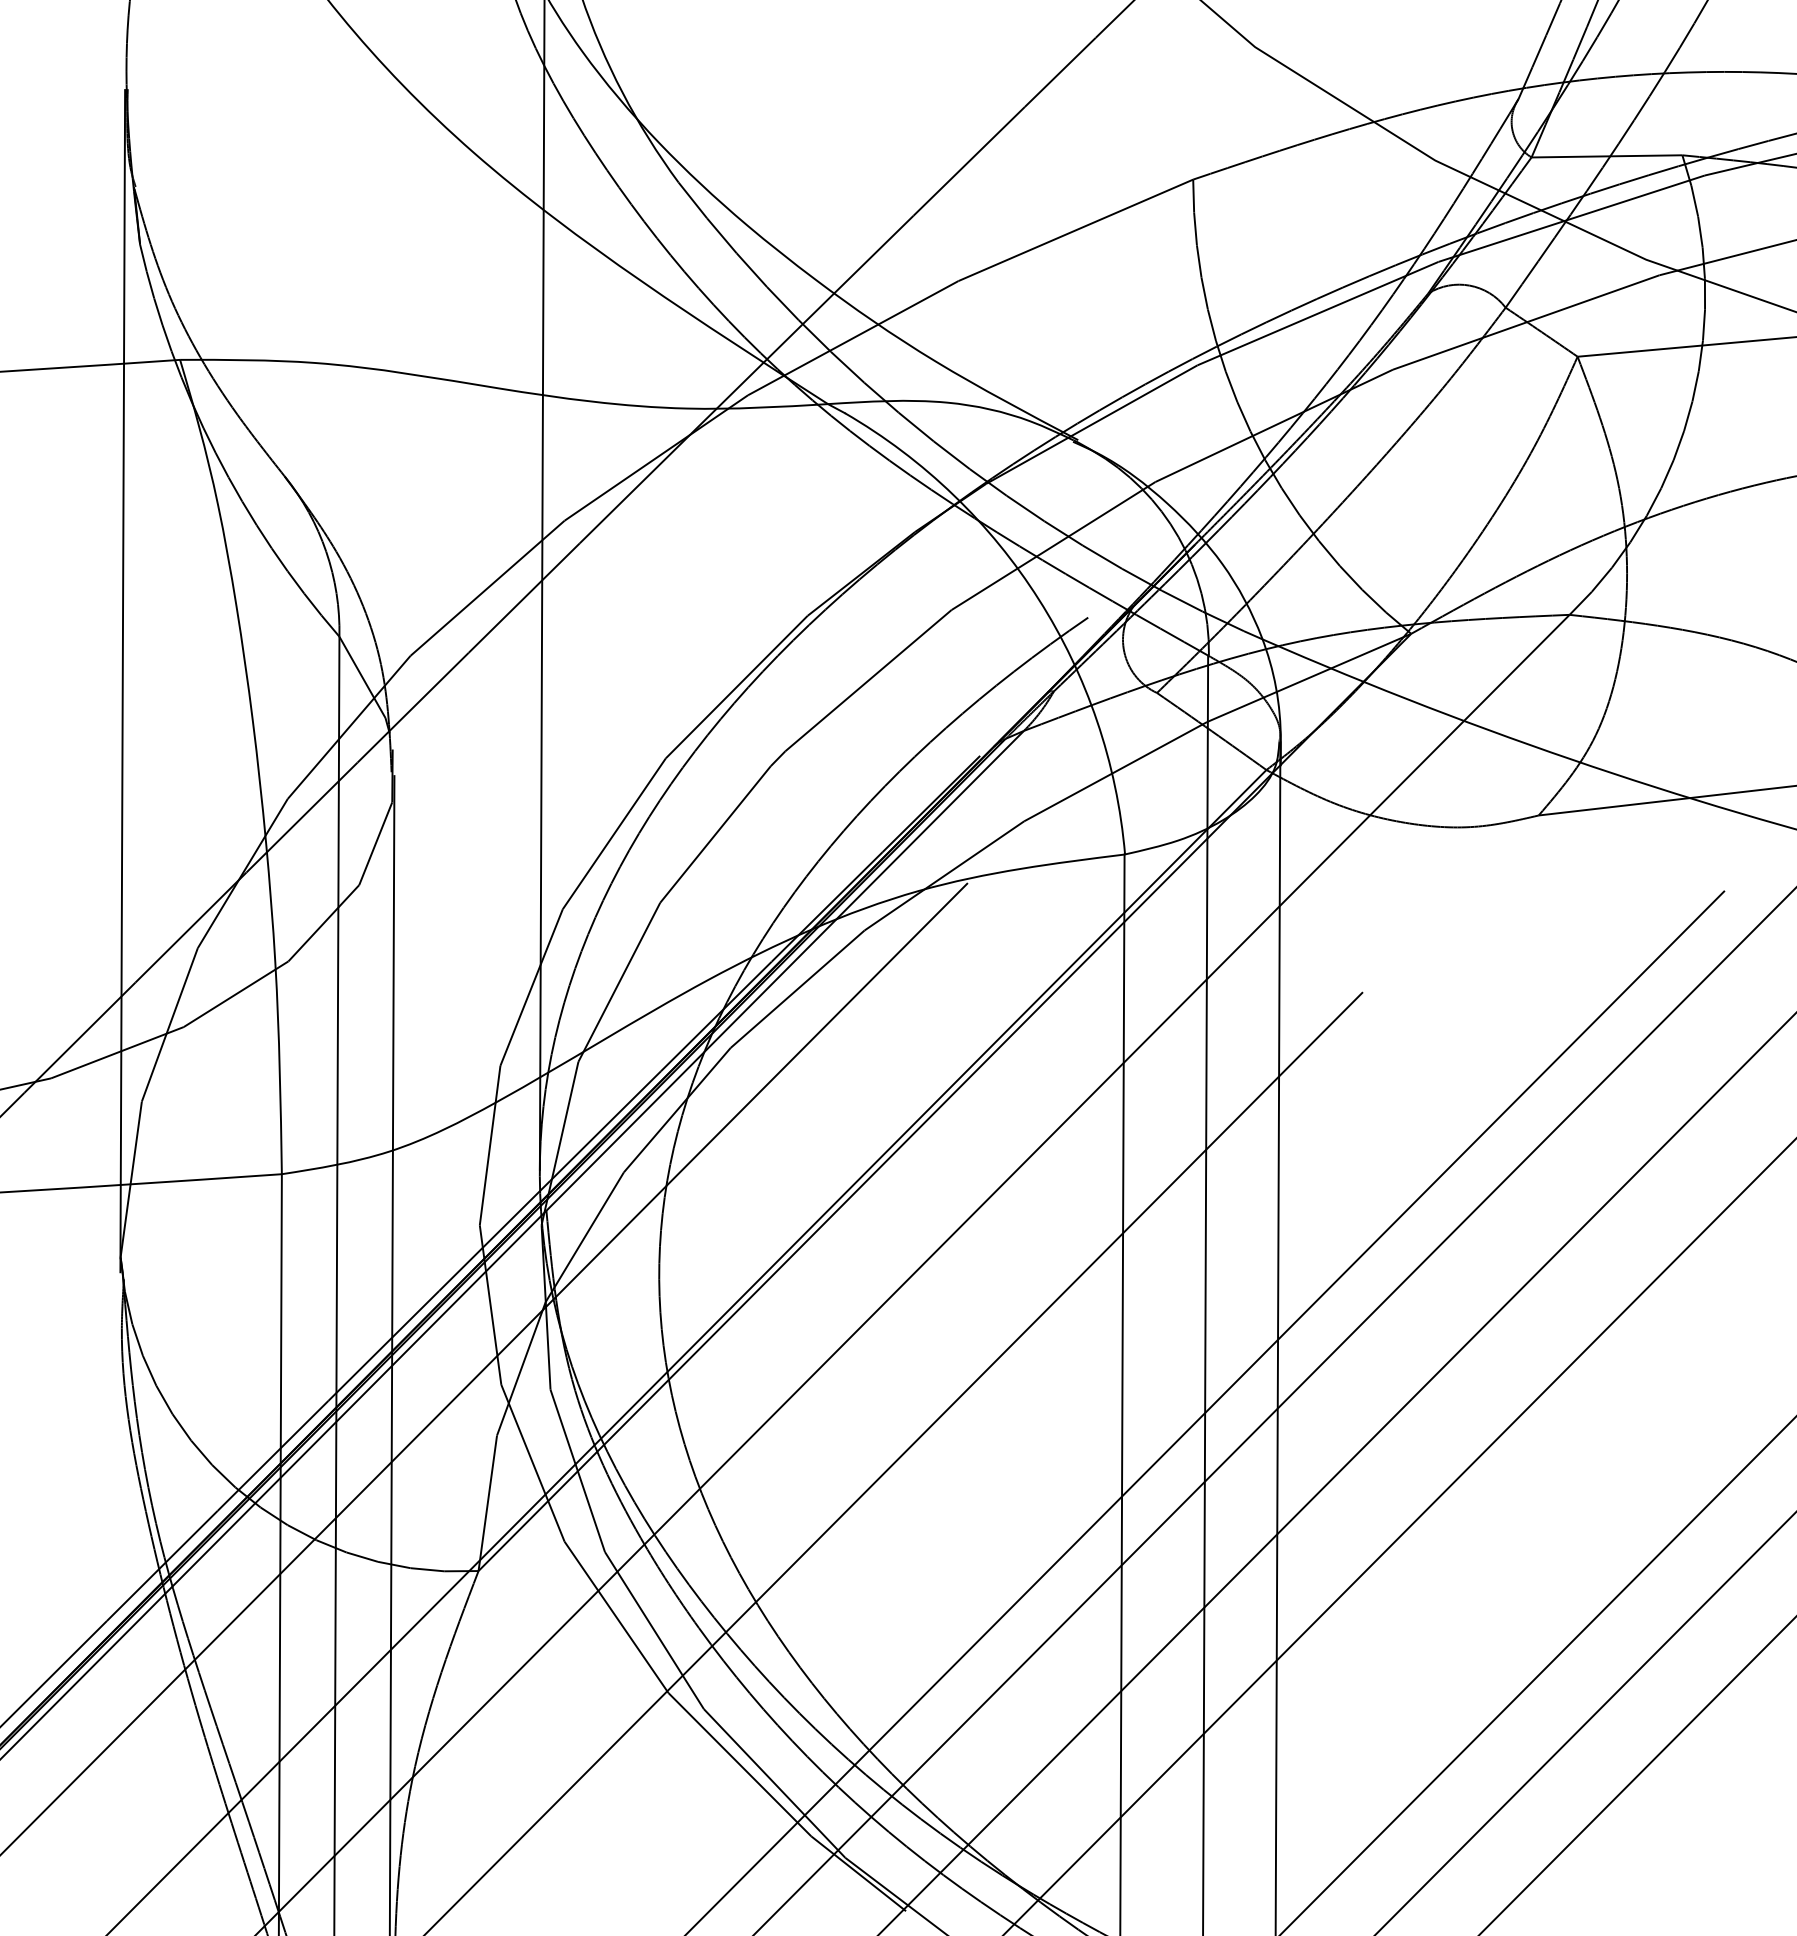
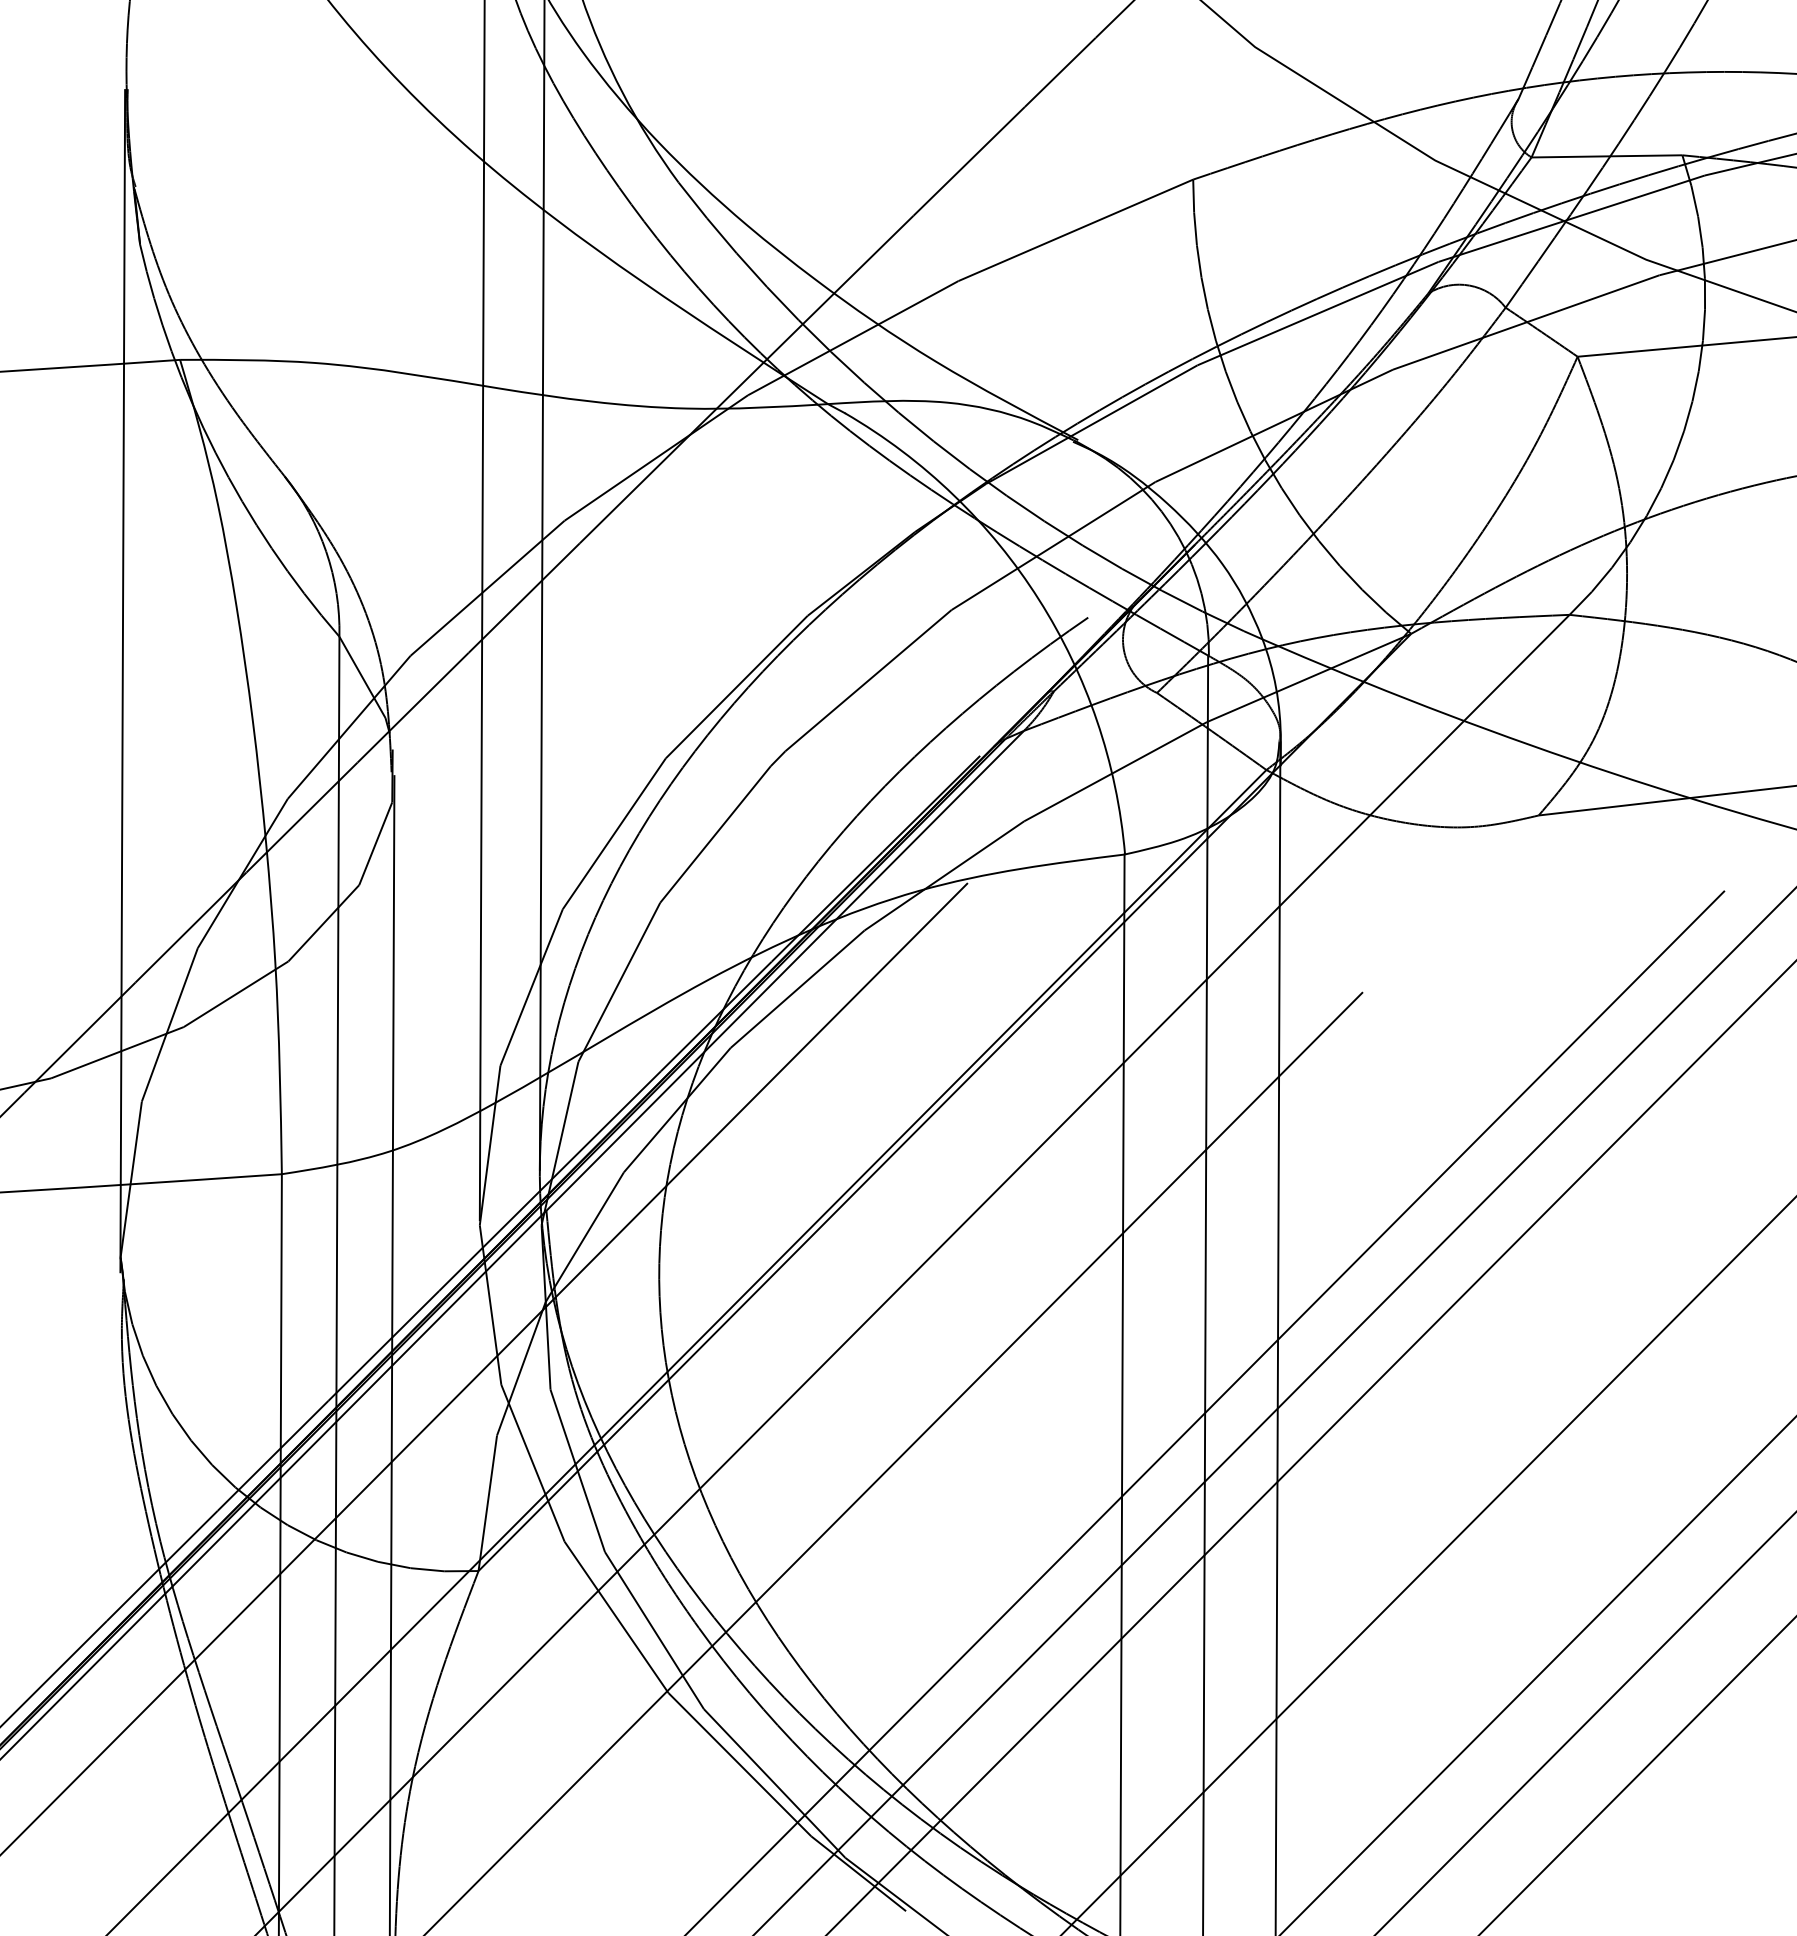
line: none -> present (481, 611)
line position: (1337, 1473) -> (1310, 1447) (1310, 1447)
line position: (1399, 1536) -> (1428, 1565) (1428, 1565)
